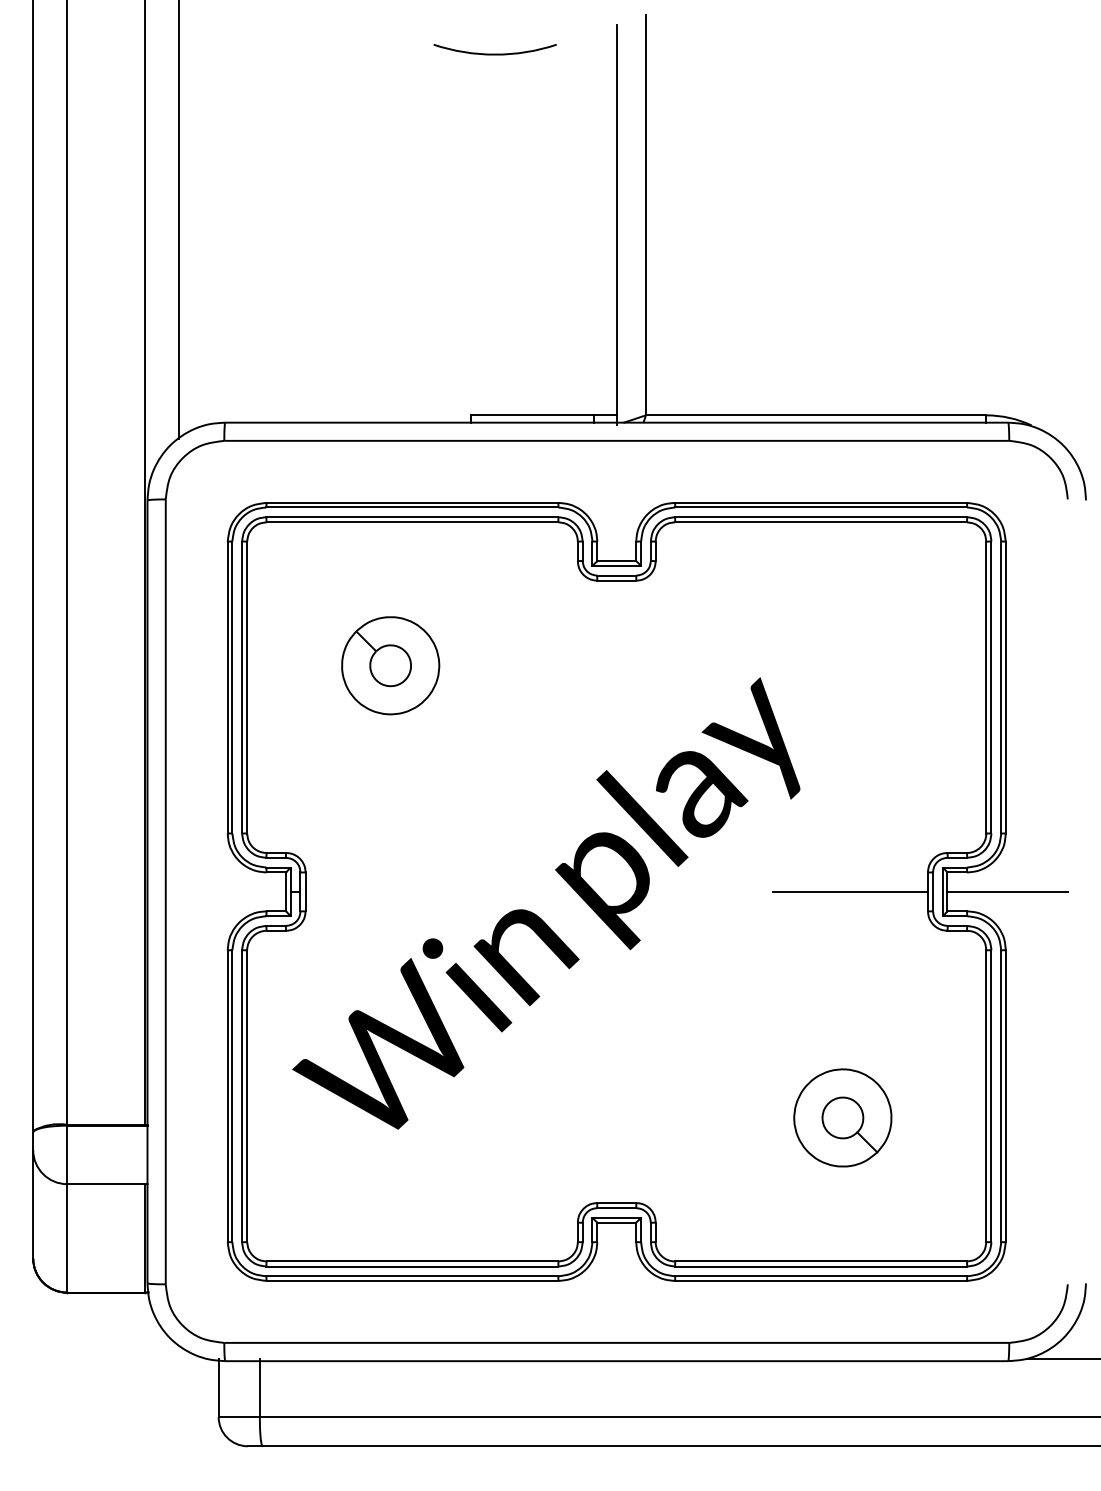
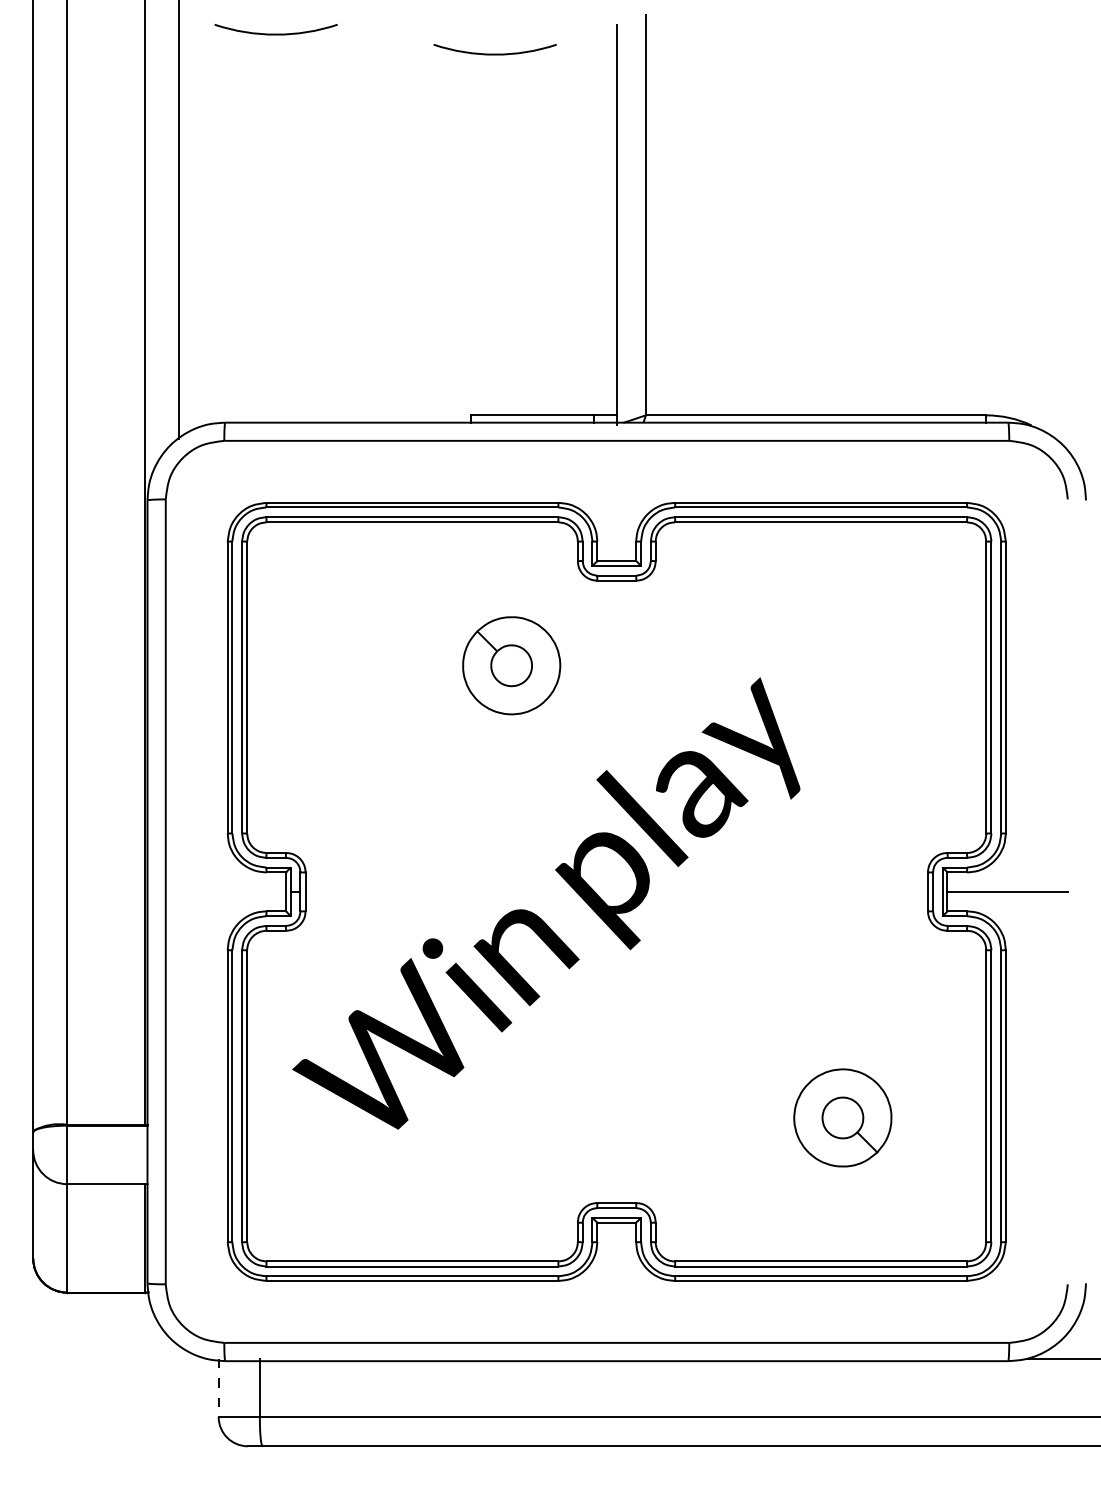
arc: none -> present (275, 33)
part position: (390, 665) -> (511, 665) (511, 665)
line: present -> none (849, 891)
line: solid -> dashed (218, 1388)
